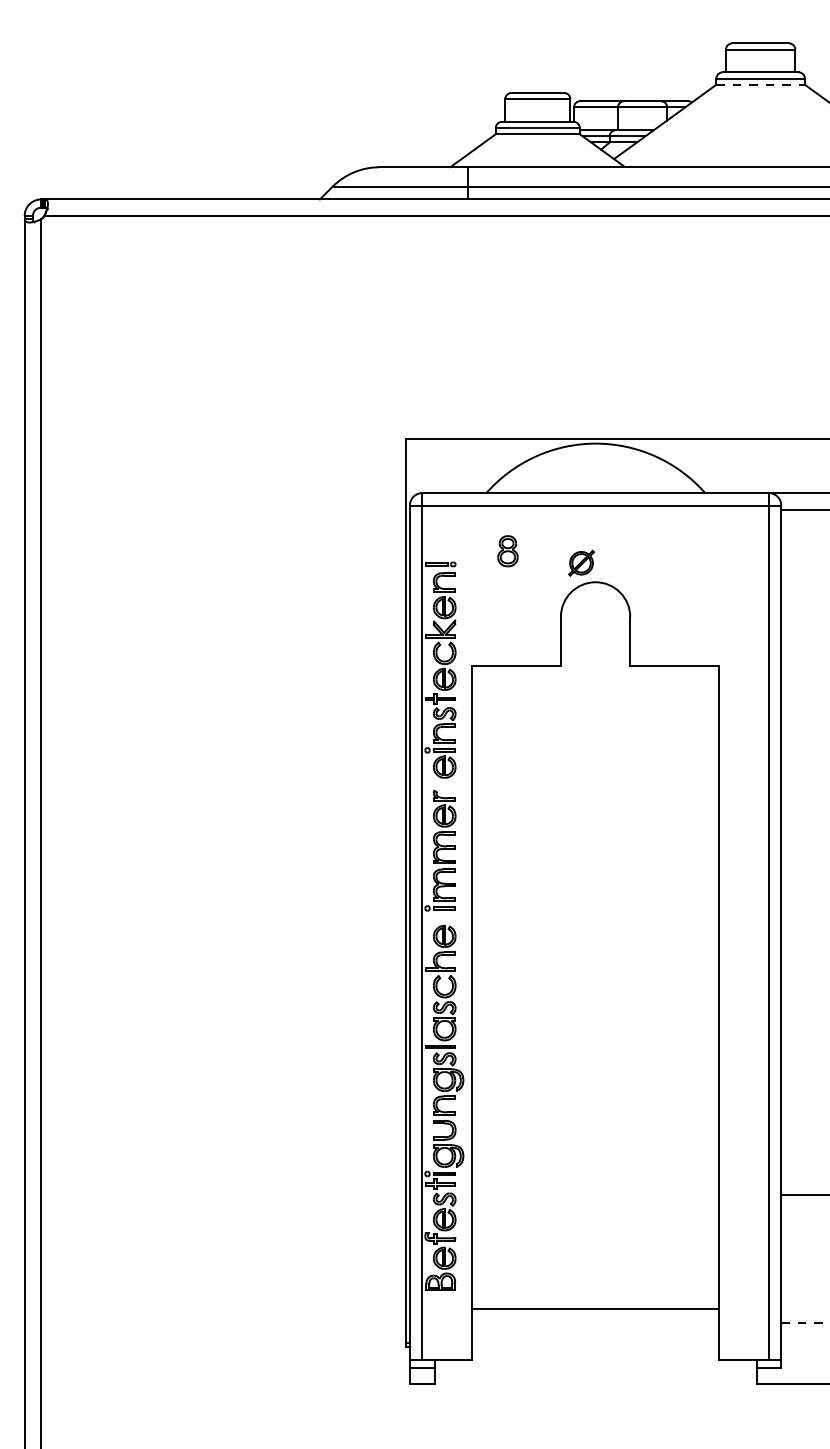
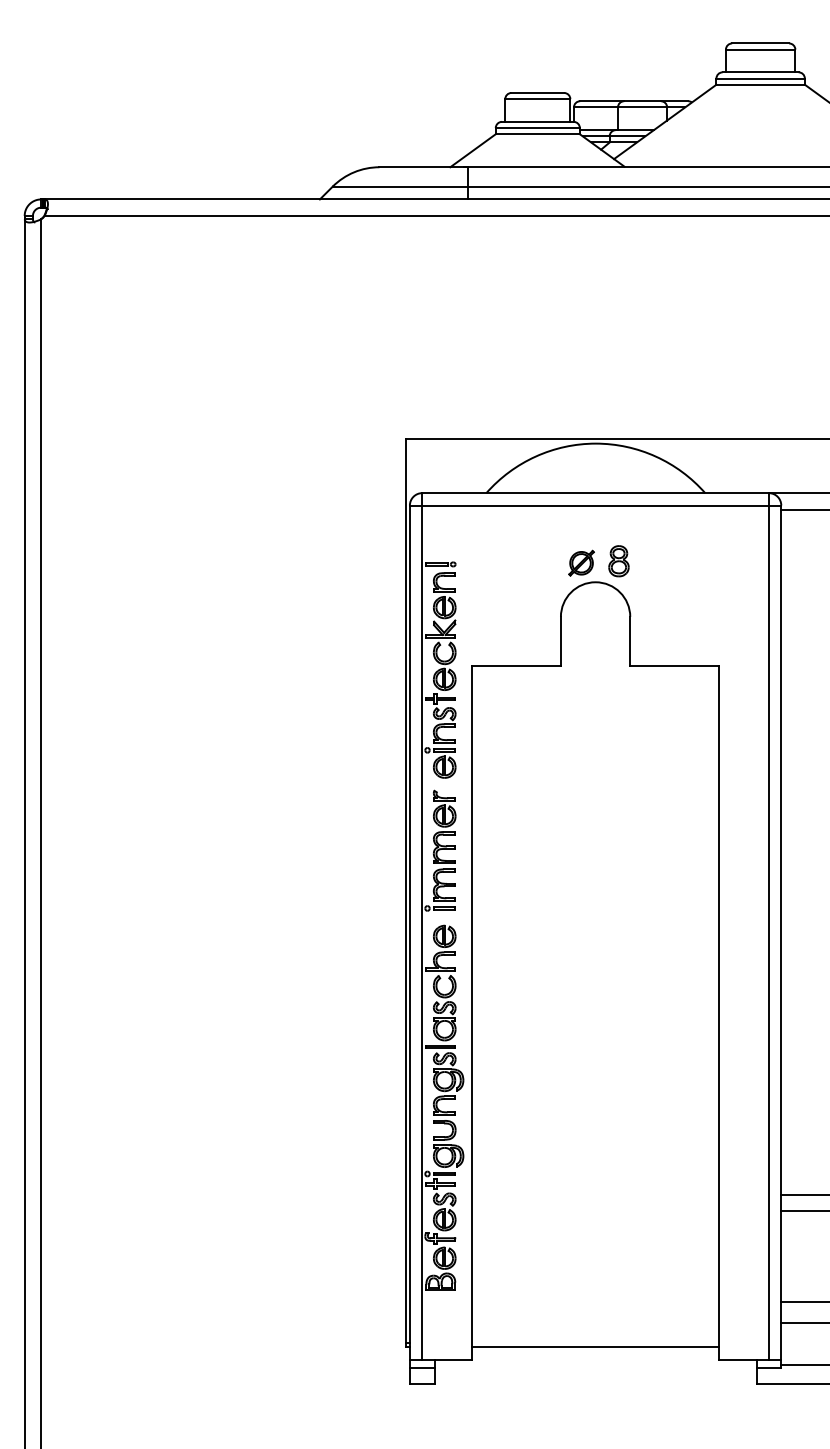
line: dashed -> solid (761, 84)
part position: (507, 551) -> (618, 561) (618, 561)
line: none -> present (803, 1211)
line: none -> present (803, 1301)
line position: (595, 1309) -> (595, 1347) (595, 1347)
line: dashed -> solid (805, 1322)
line: none -> present (803, 1365)
